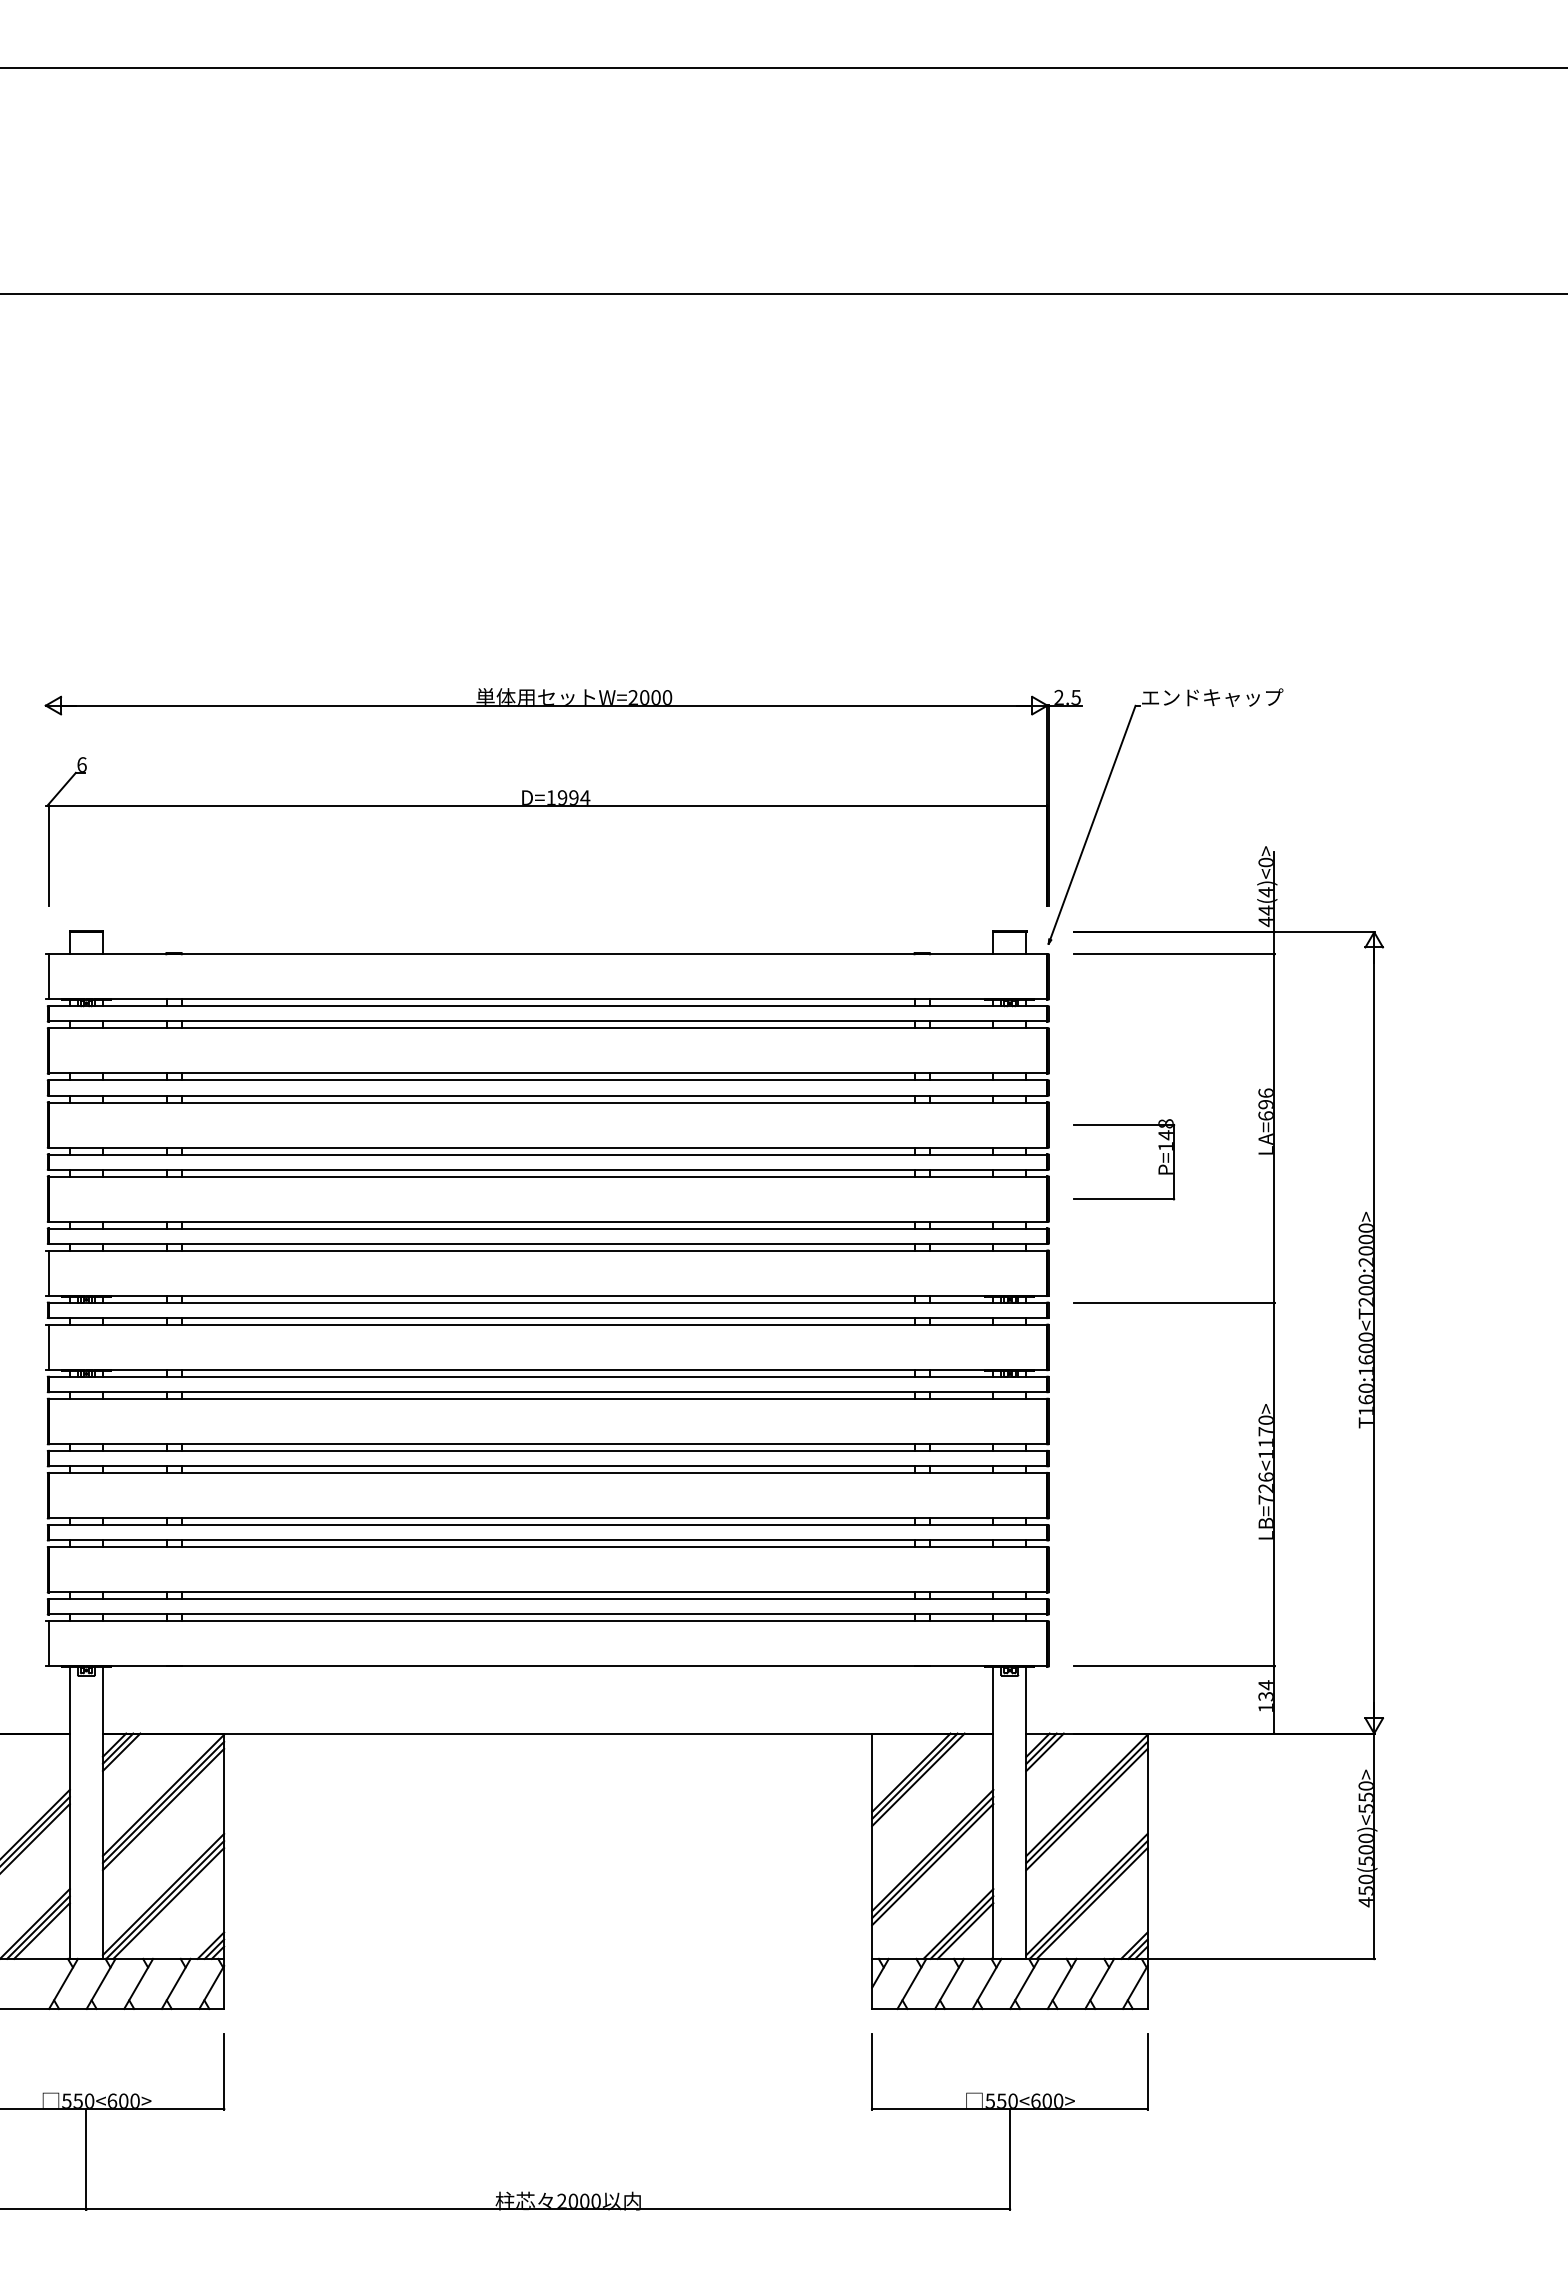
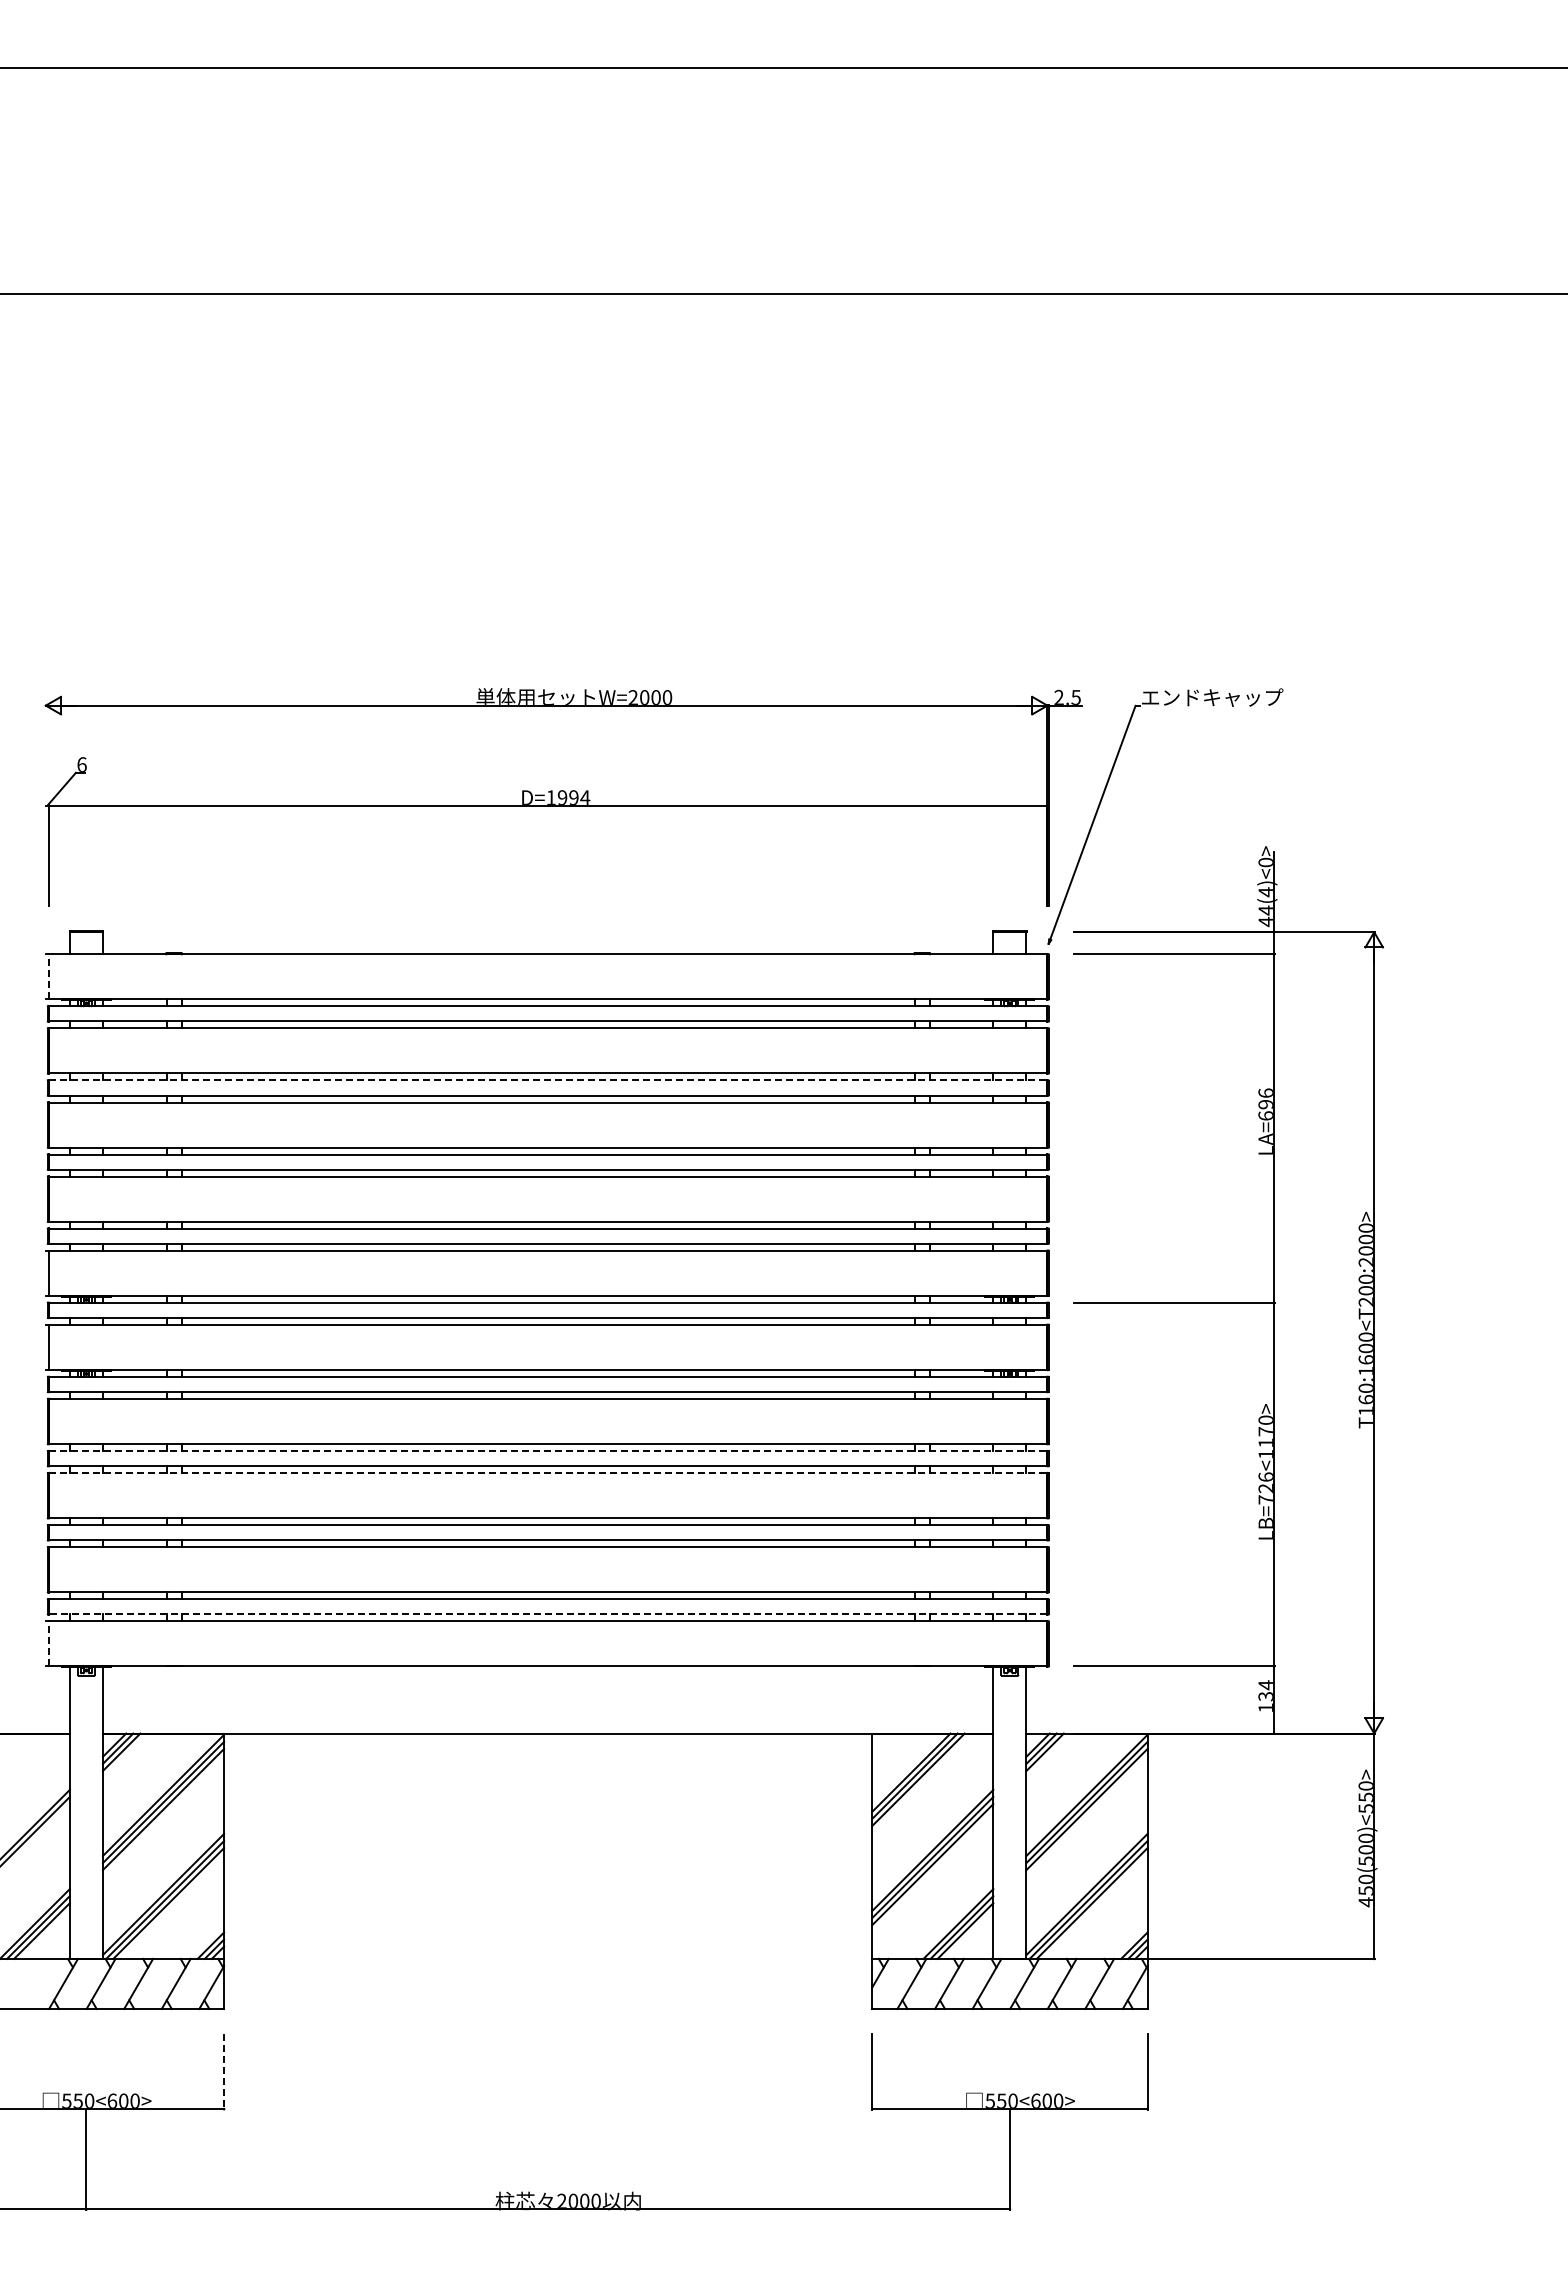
line: solid -> dashed (48, 976)
line: solid -> dashed (548, 1080)
part: present -> none (1124, 1125)
line: solid -> dashed (548, 1451)
line: solid -> dashed (548, 1473)
line: solid -> dashed (547, 1614)
line: solid -> dashed (48, 1643)
line: present -> none (35, 1837)
line: solid -> dashed (224, 2071)
